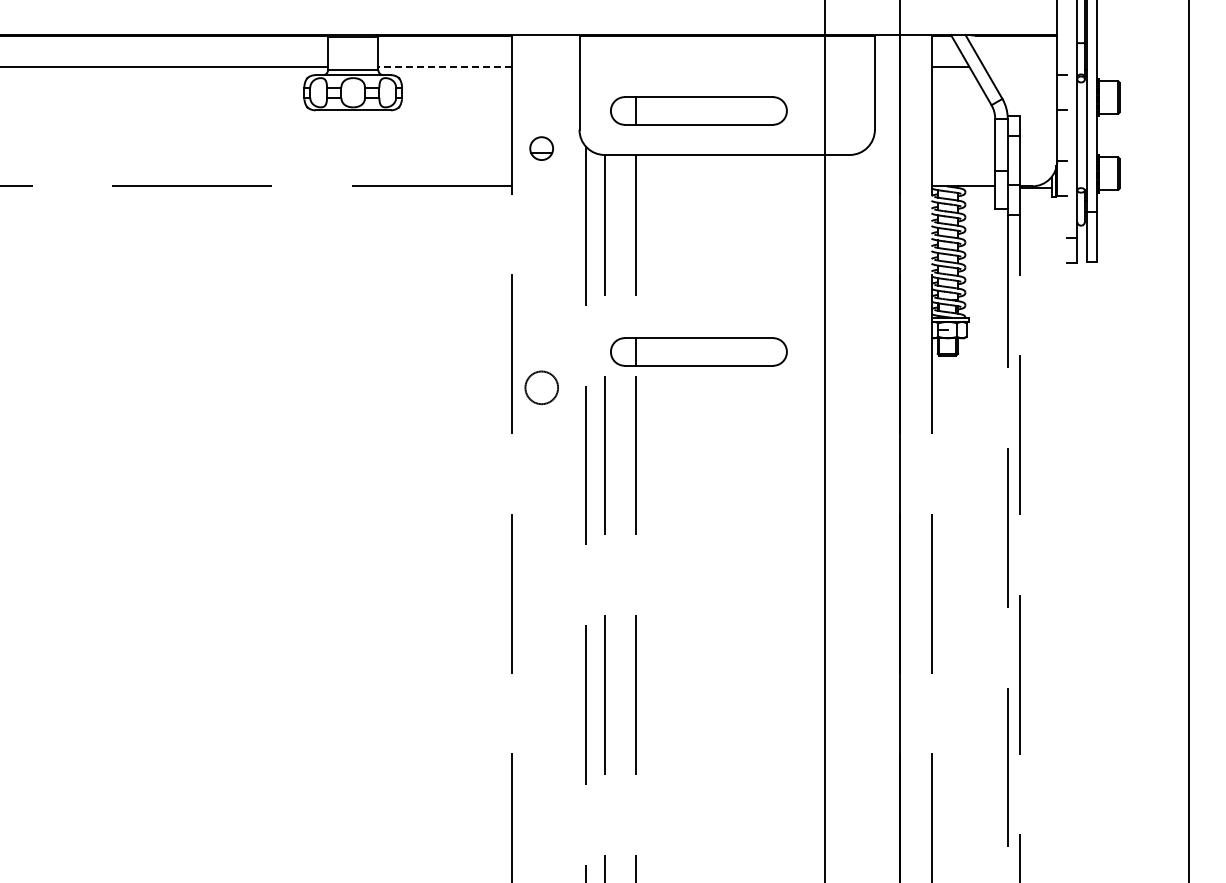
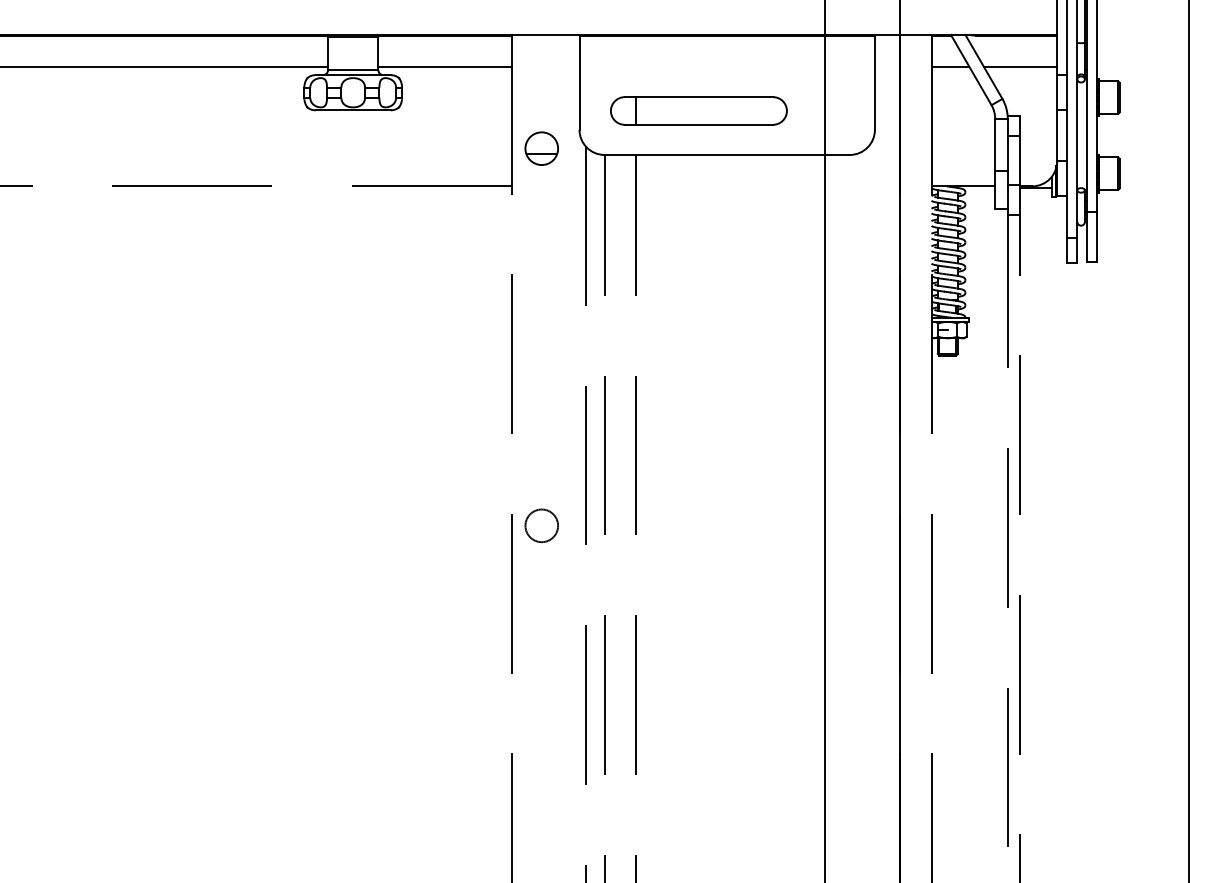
line: dashed -> solid (444, 66)
line: none -> present (1020, 66)
line: none -> present (1067, 132)
part size: 25x25 px -> 35x35 px (541, 148)
part: present -> none (698, 351)
circle position: (541, 387) -> (541, 525) (541, 525)
